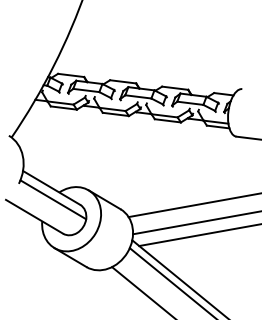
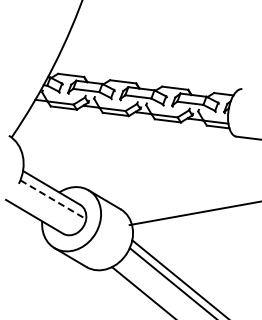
line: solid -> dashed (53, 200)
line position: (193, 205) -> (193, 213) (193, 213)
line: present -> none (195, 222)
line: present -> none (198, 235)
